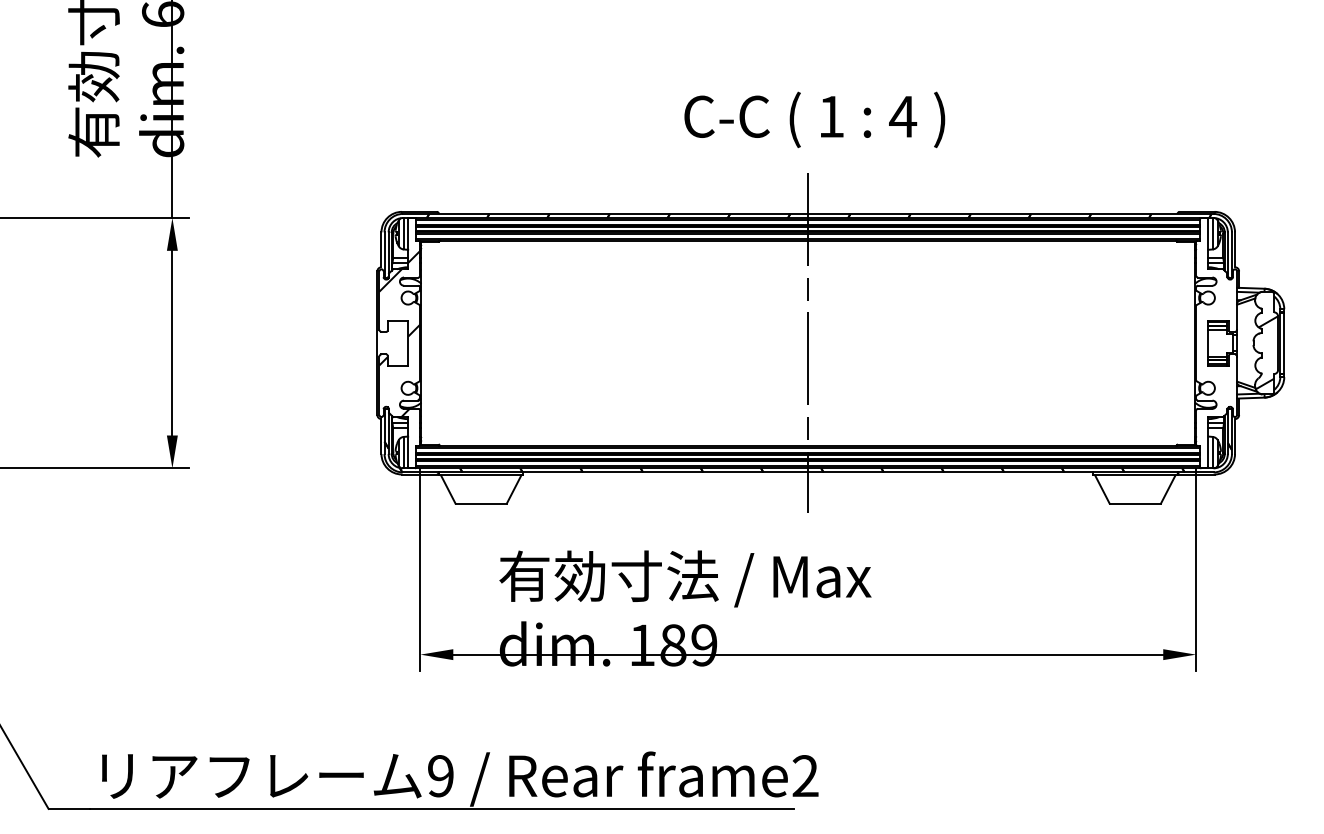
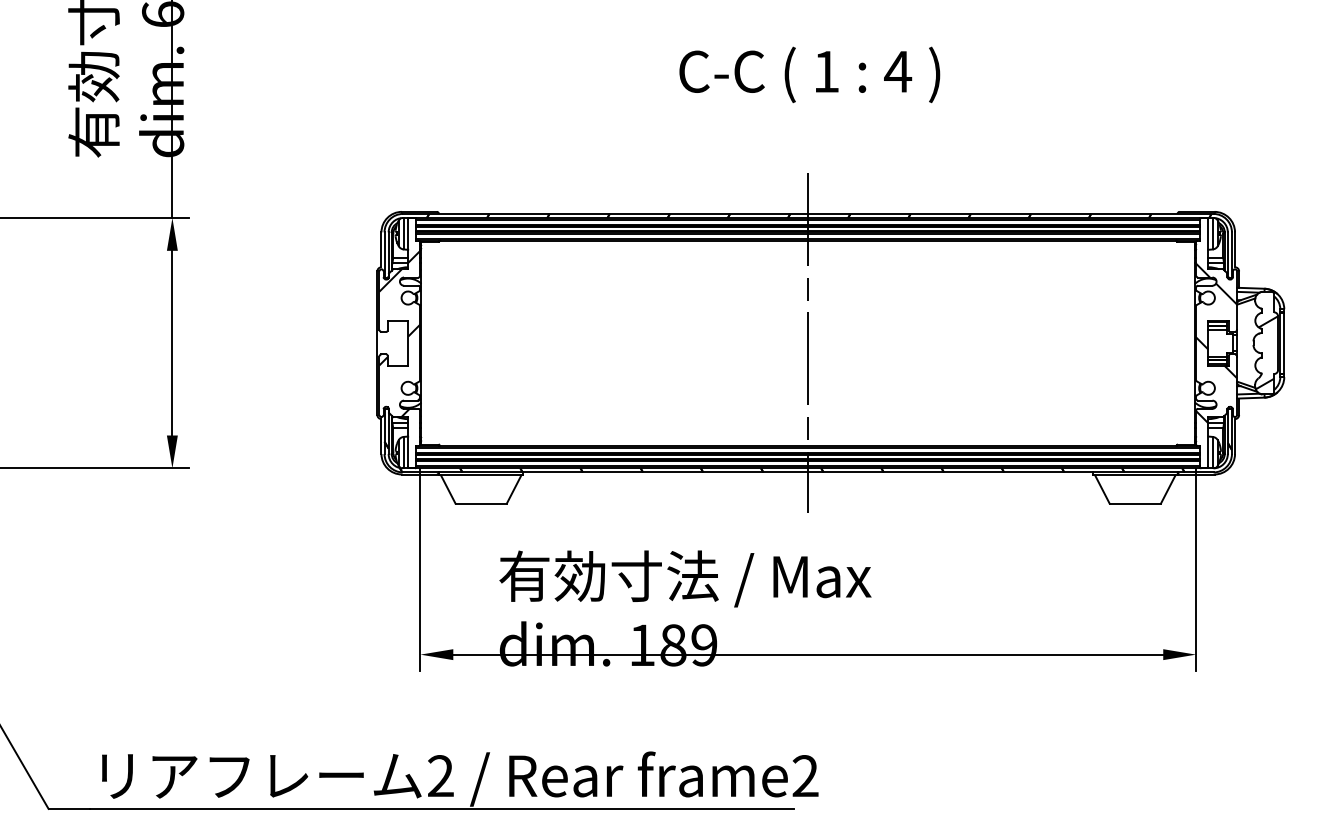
text position: (814, 119) -> (809, 74) (809, 74)
hatch: none -> present (1216, 343)
text: 9 -> 2 (440, 776)
